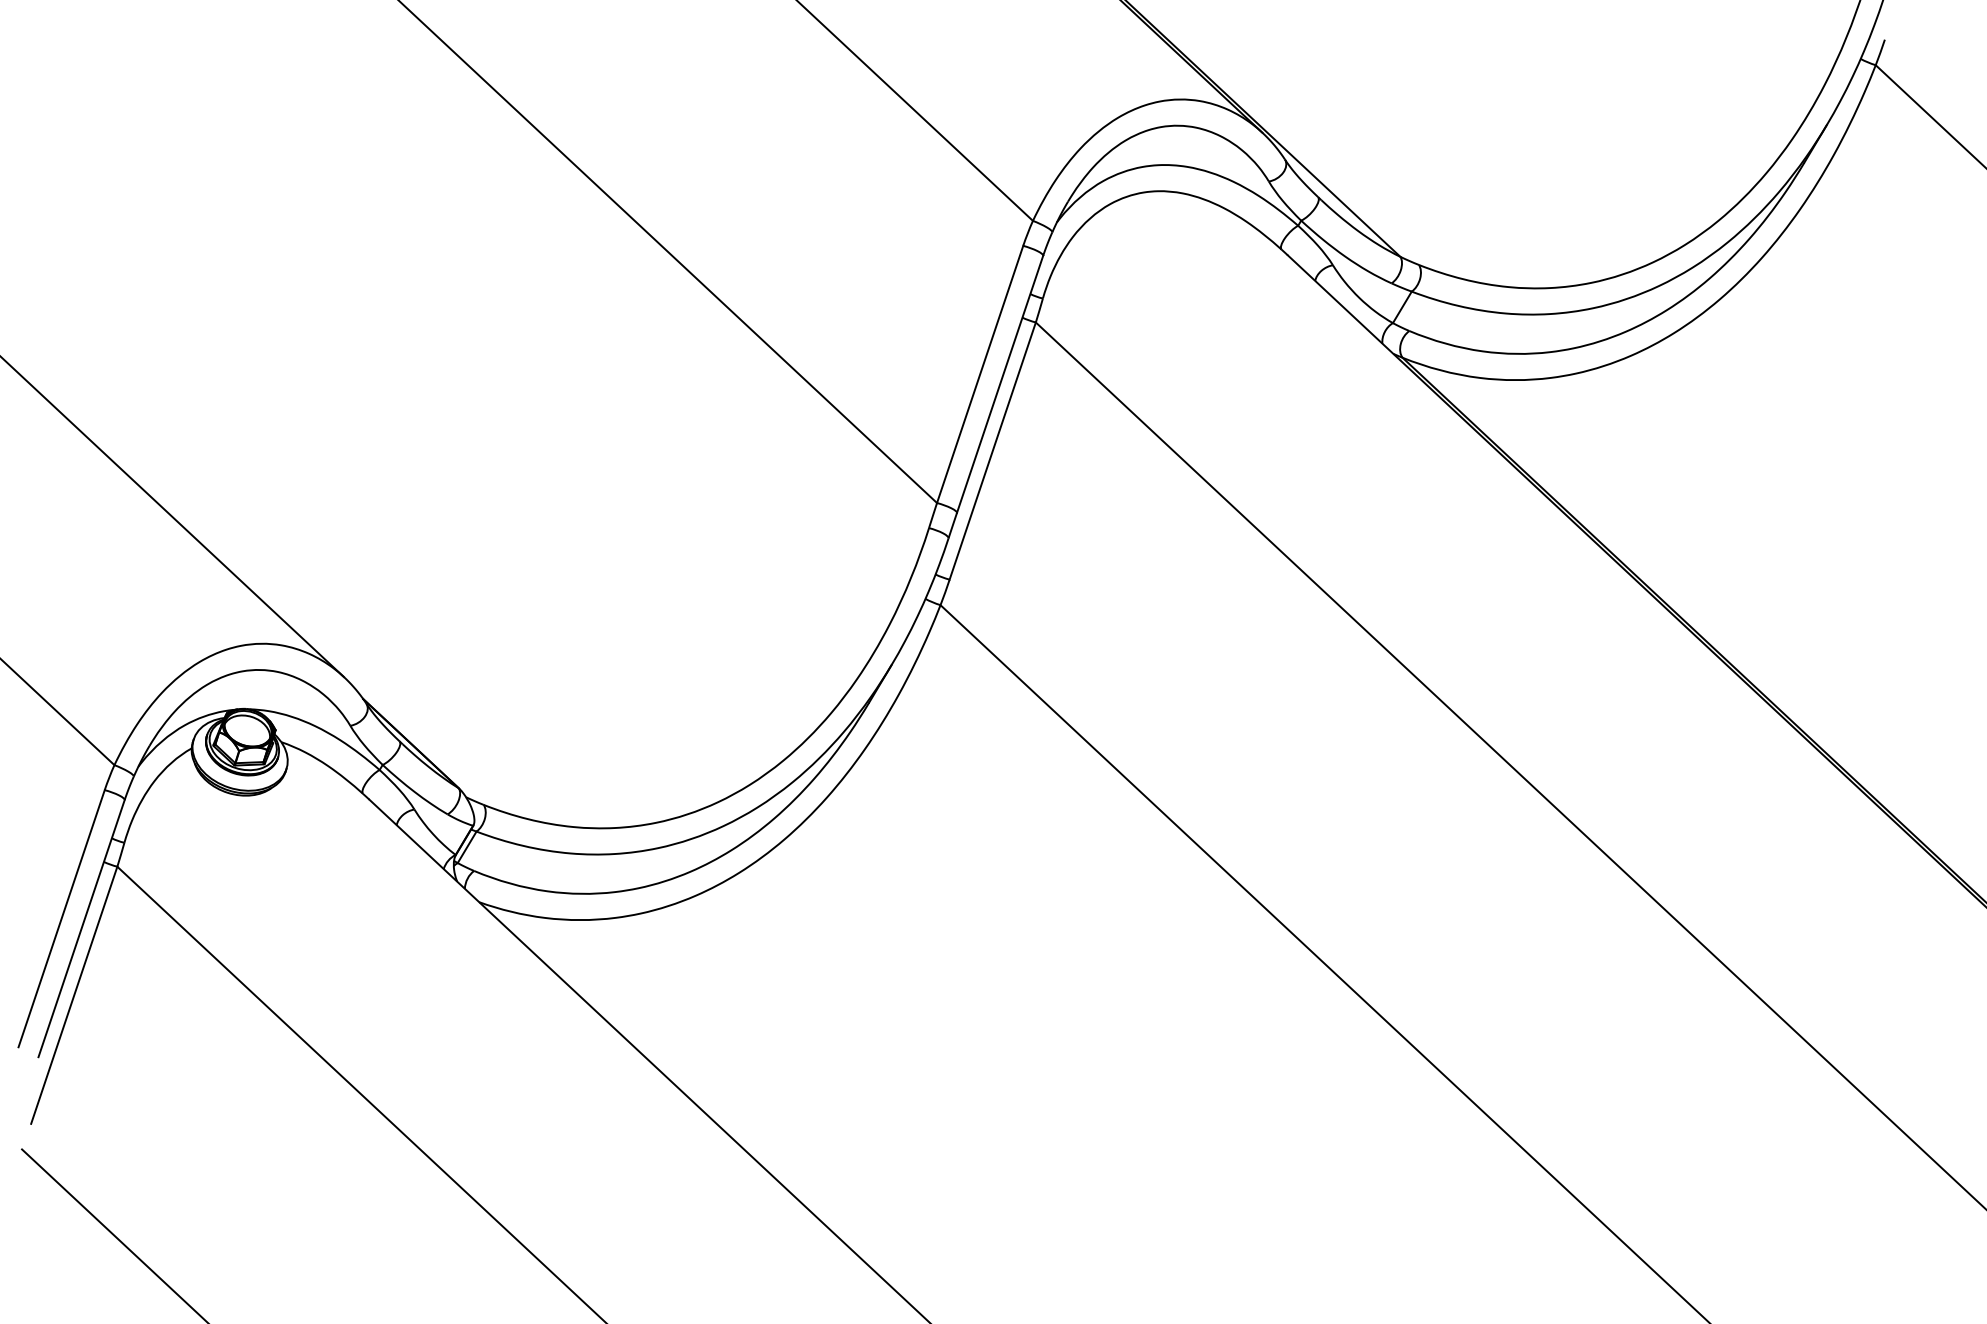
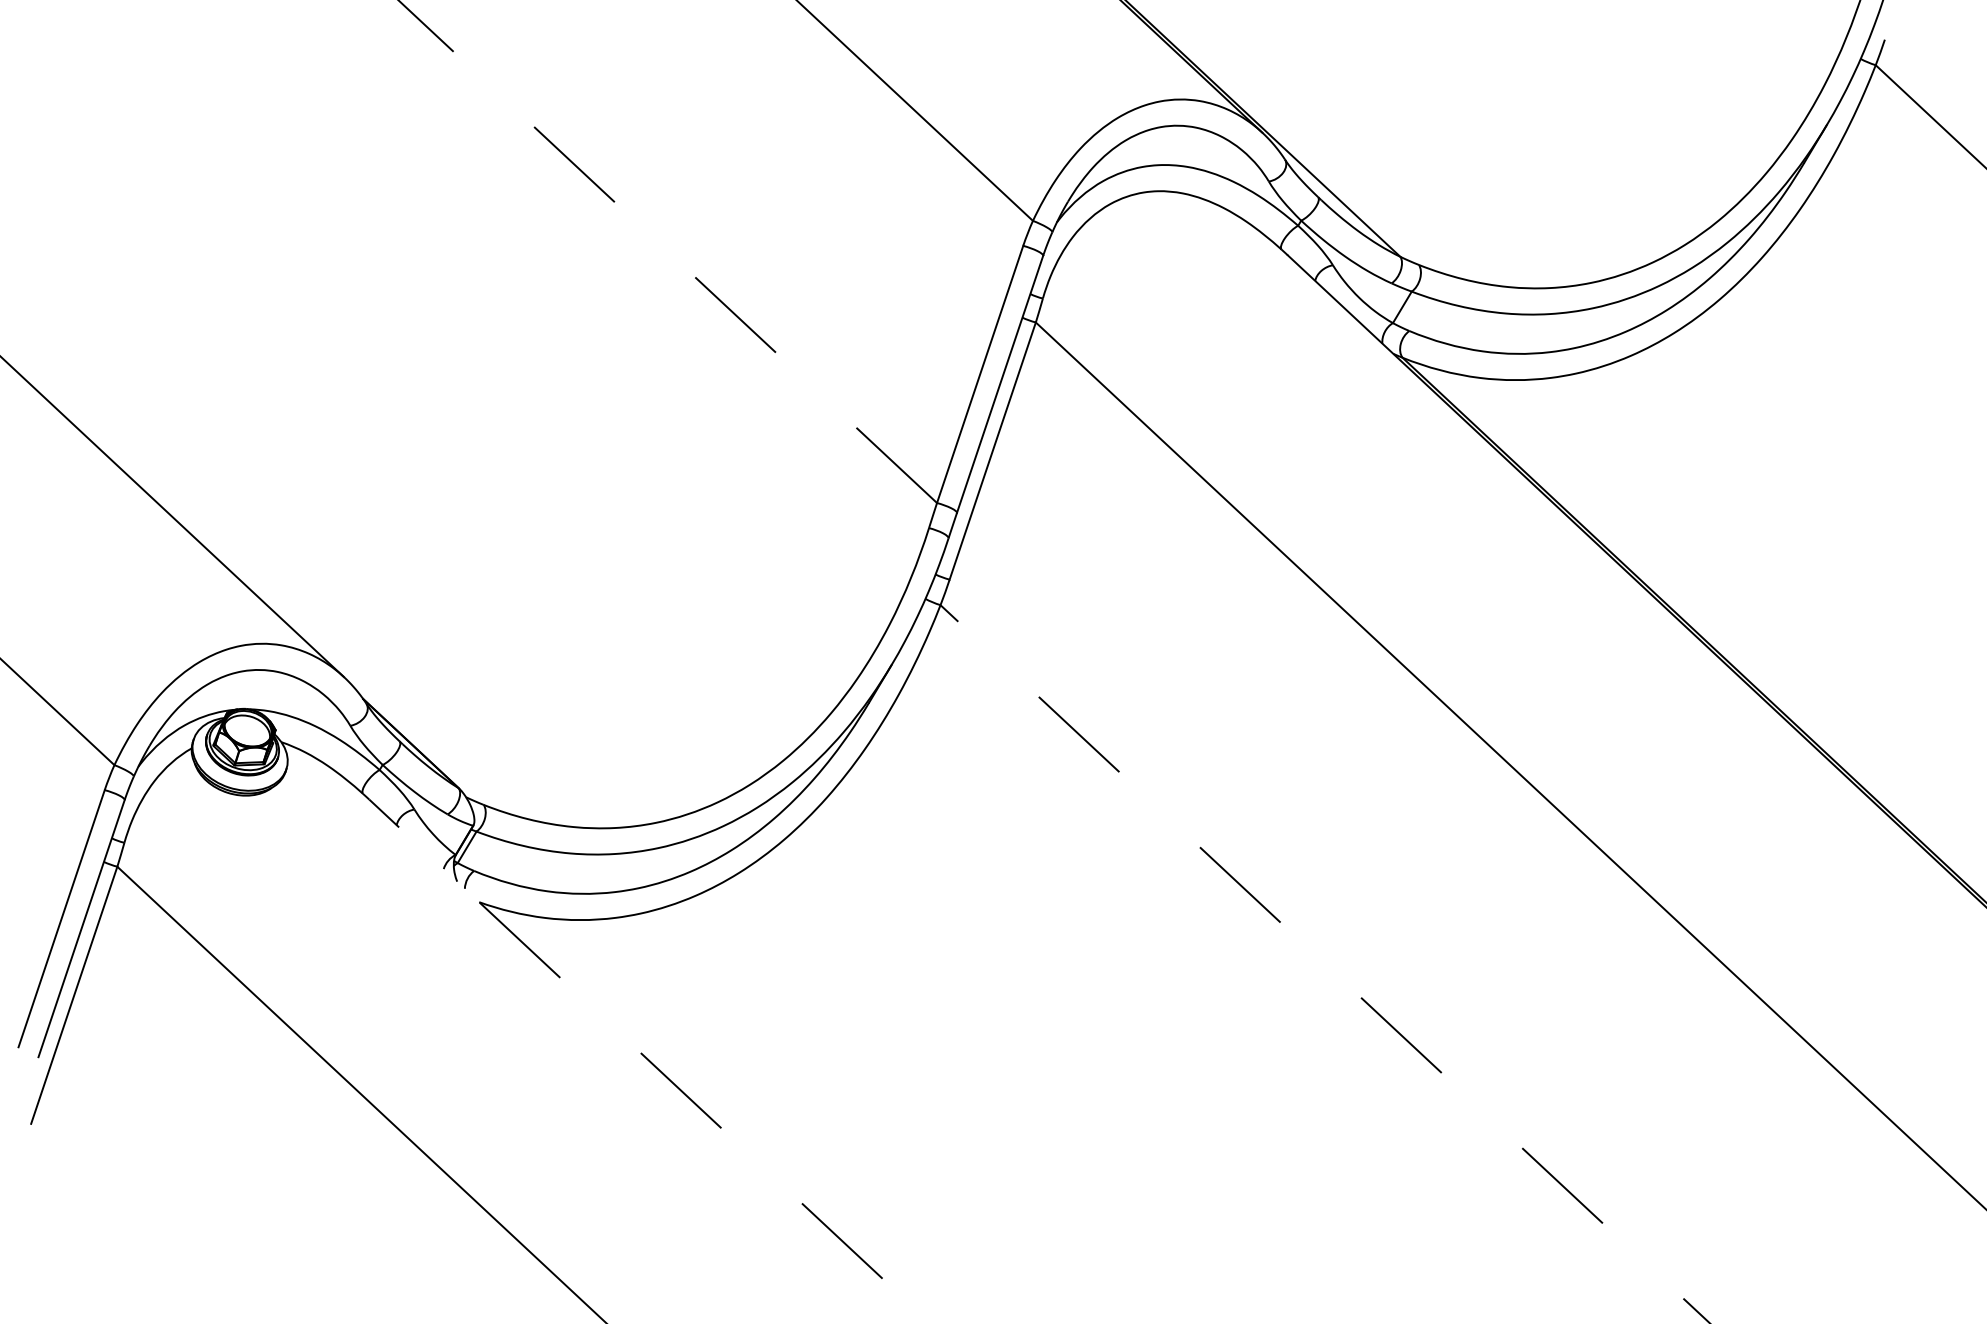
line: solid -> dashed (667, 251)
line: solid -> dashed (1325, 964)
line: solid -> dashed (649, 1061)
line: present -> none (113, 1234)
